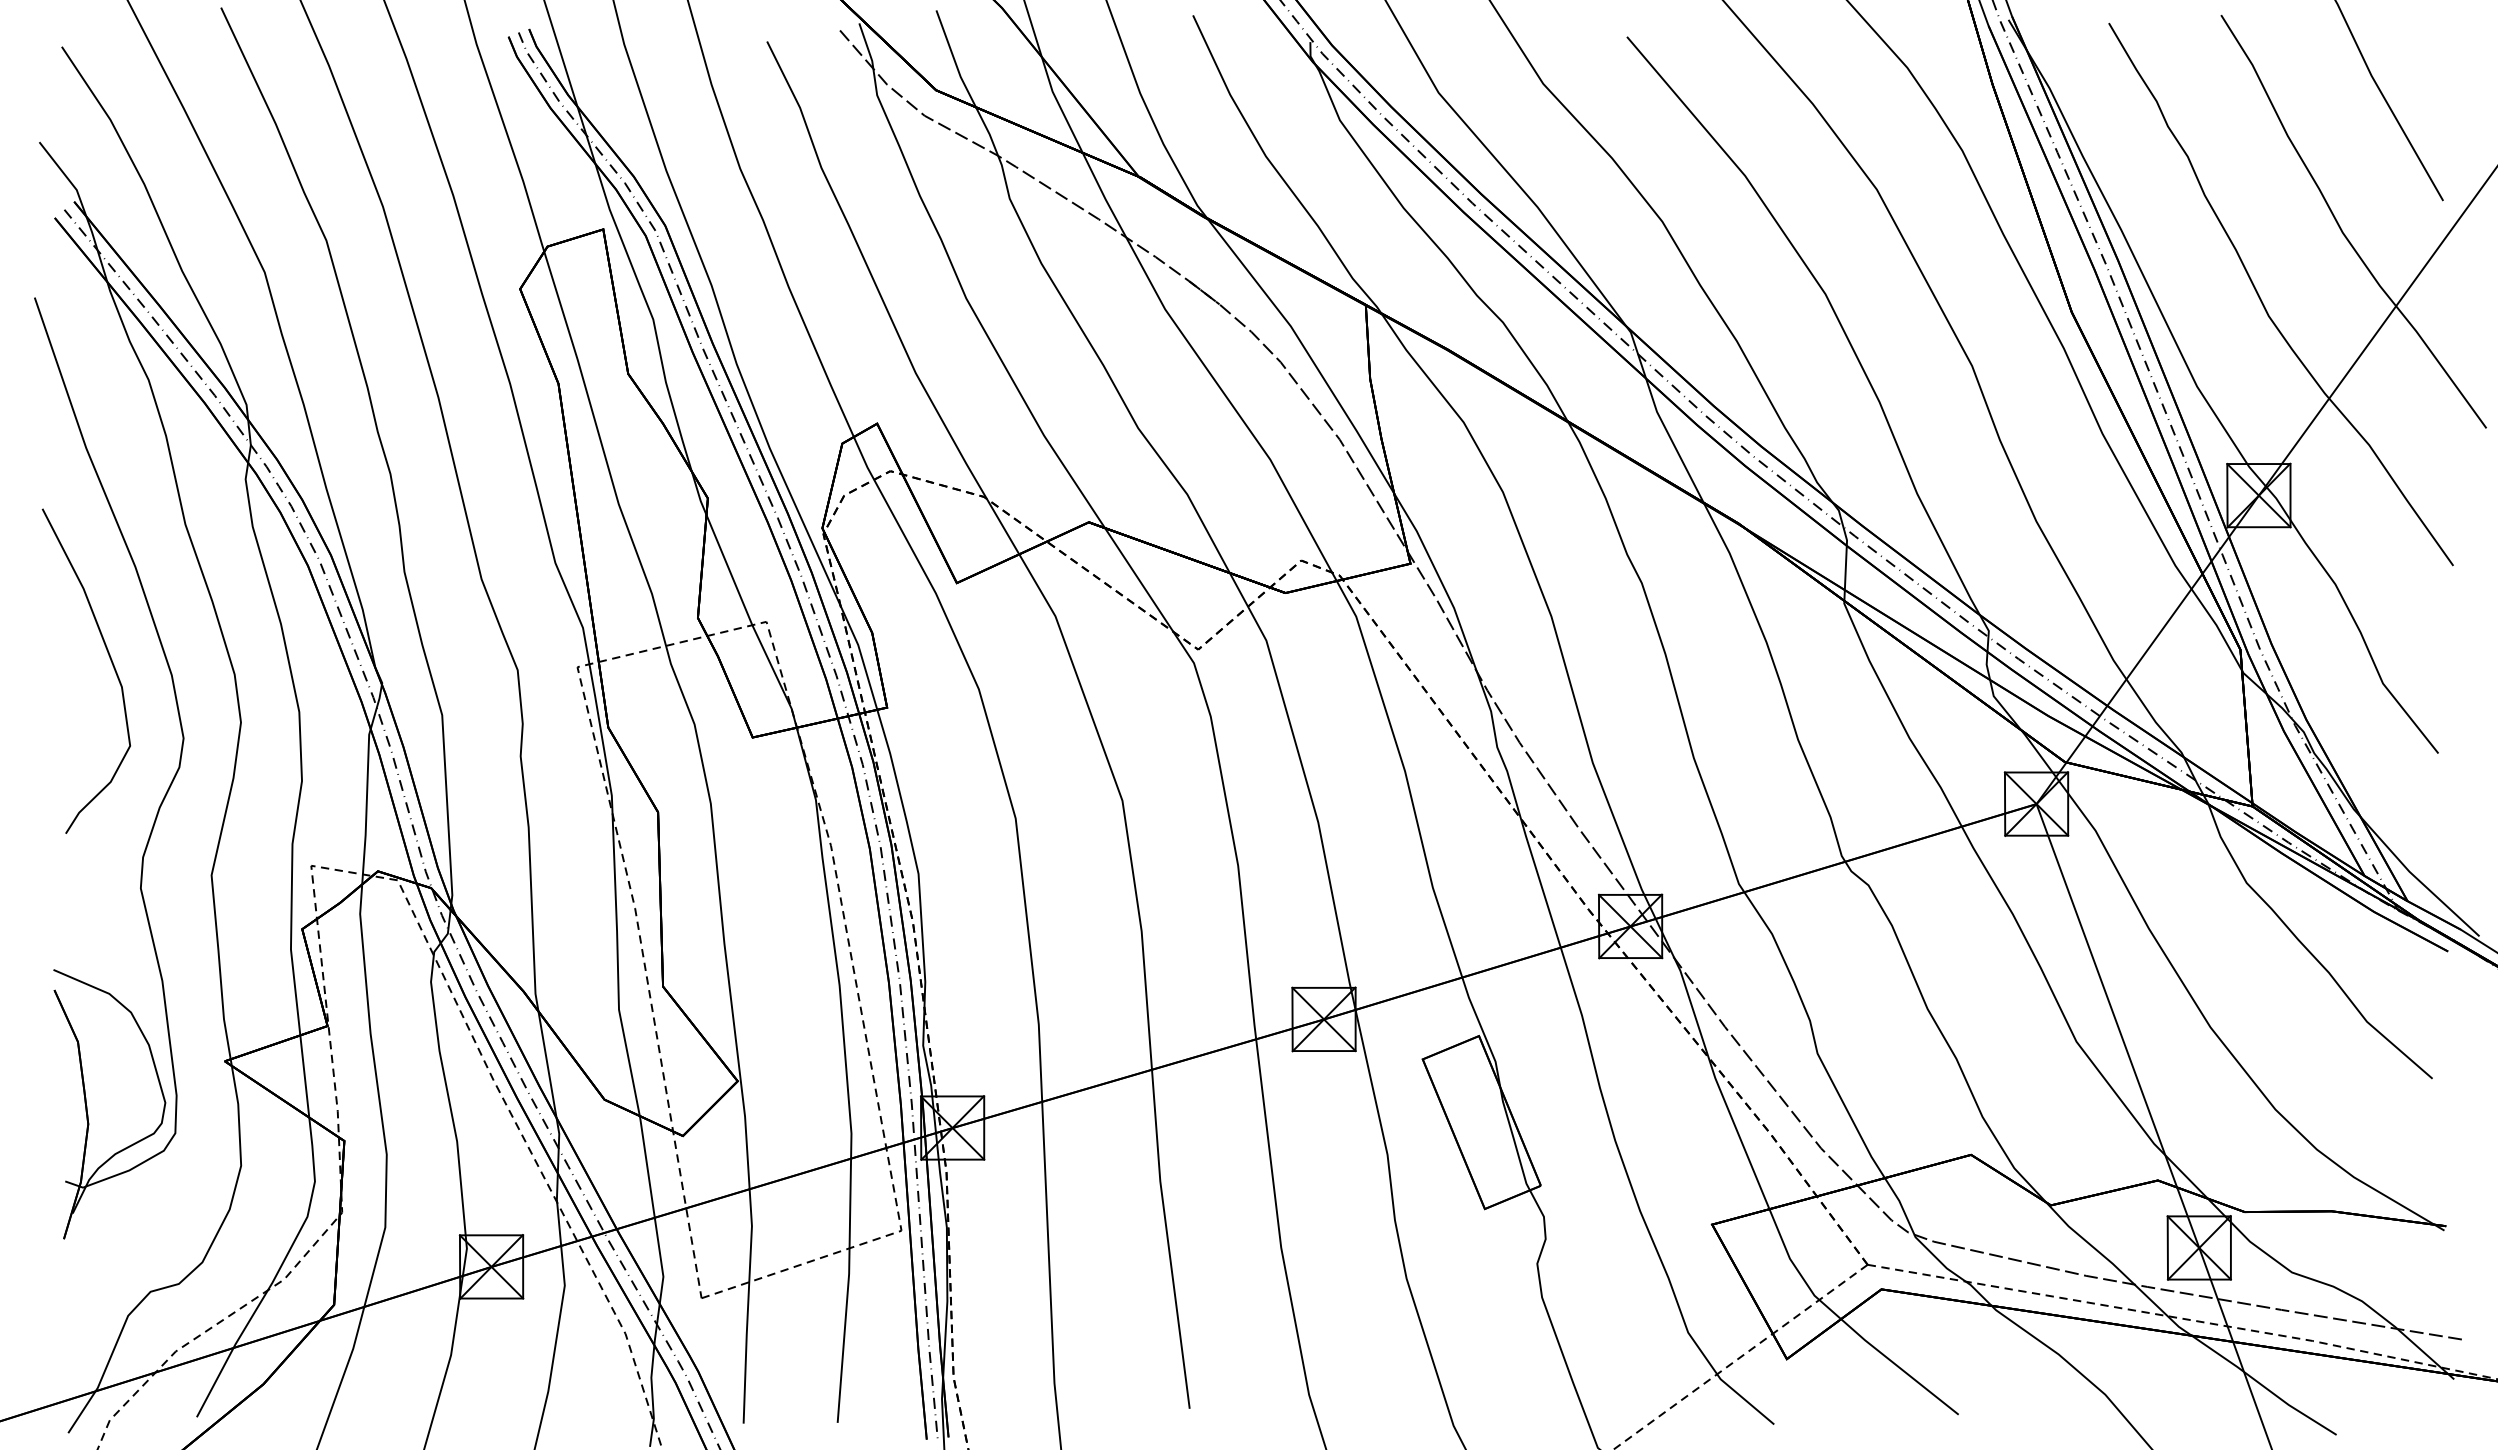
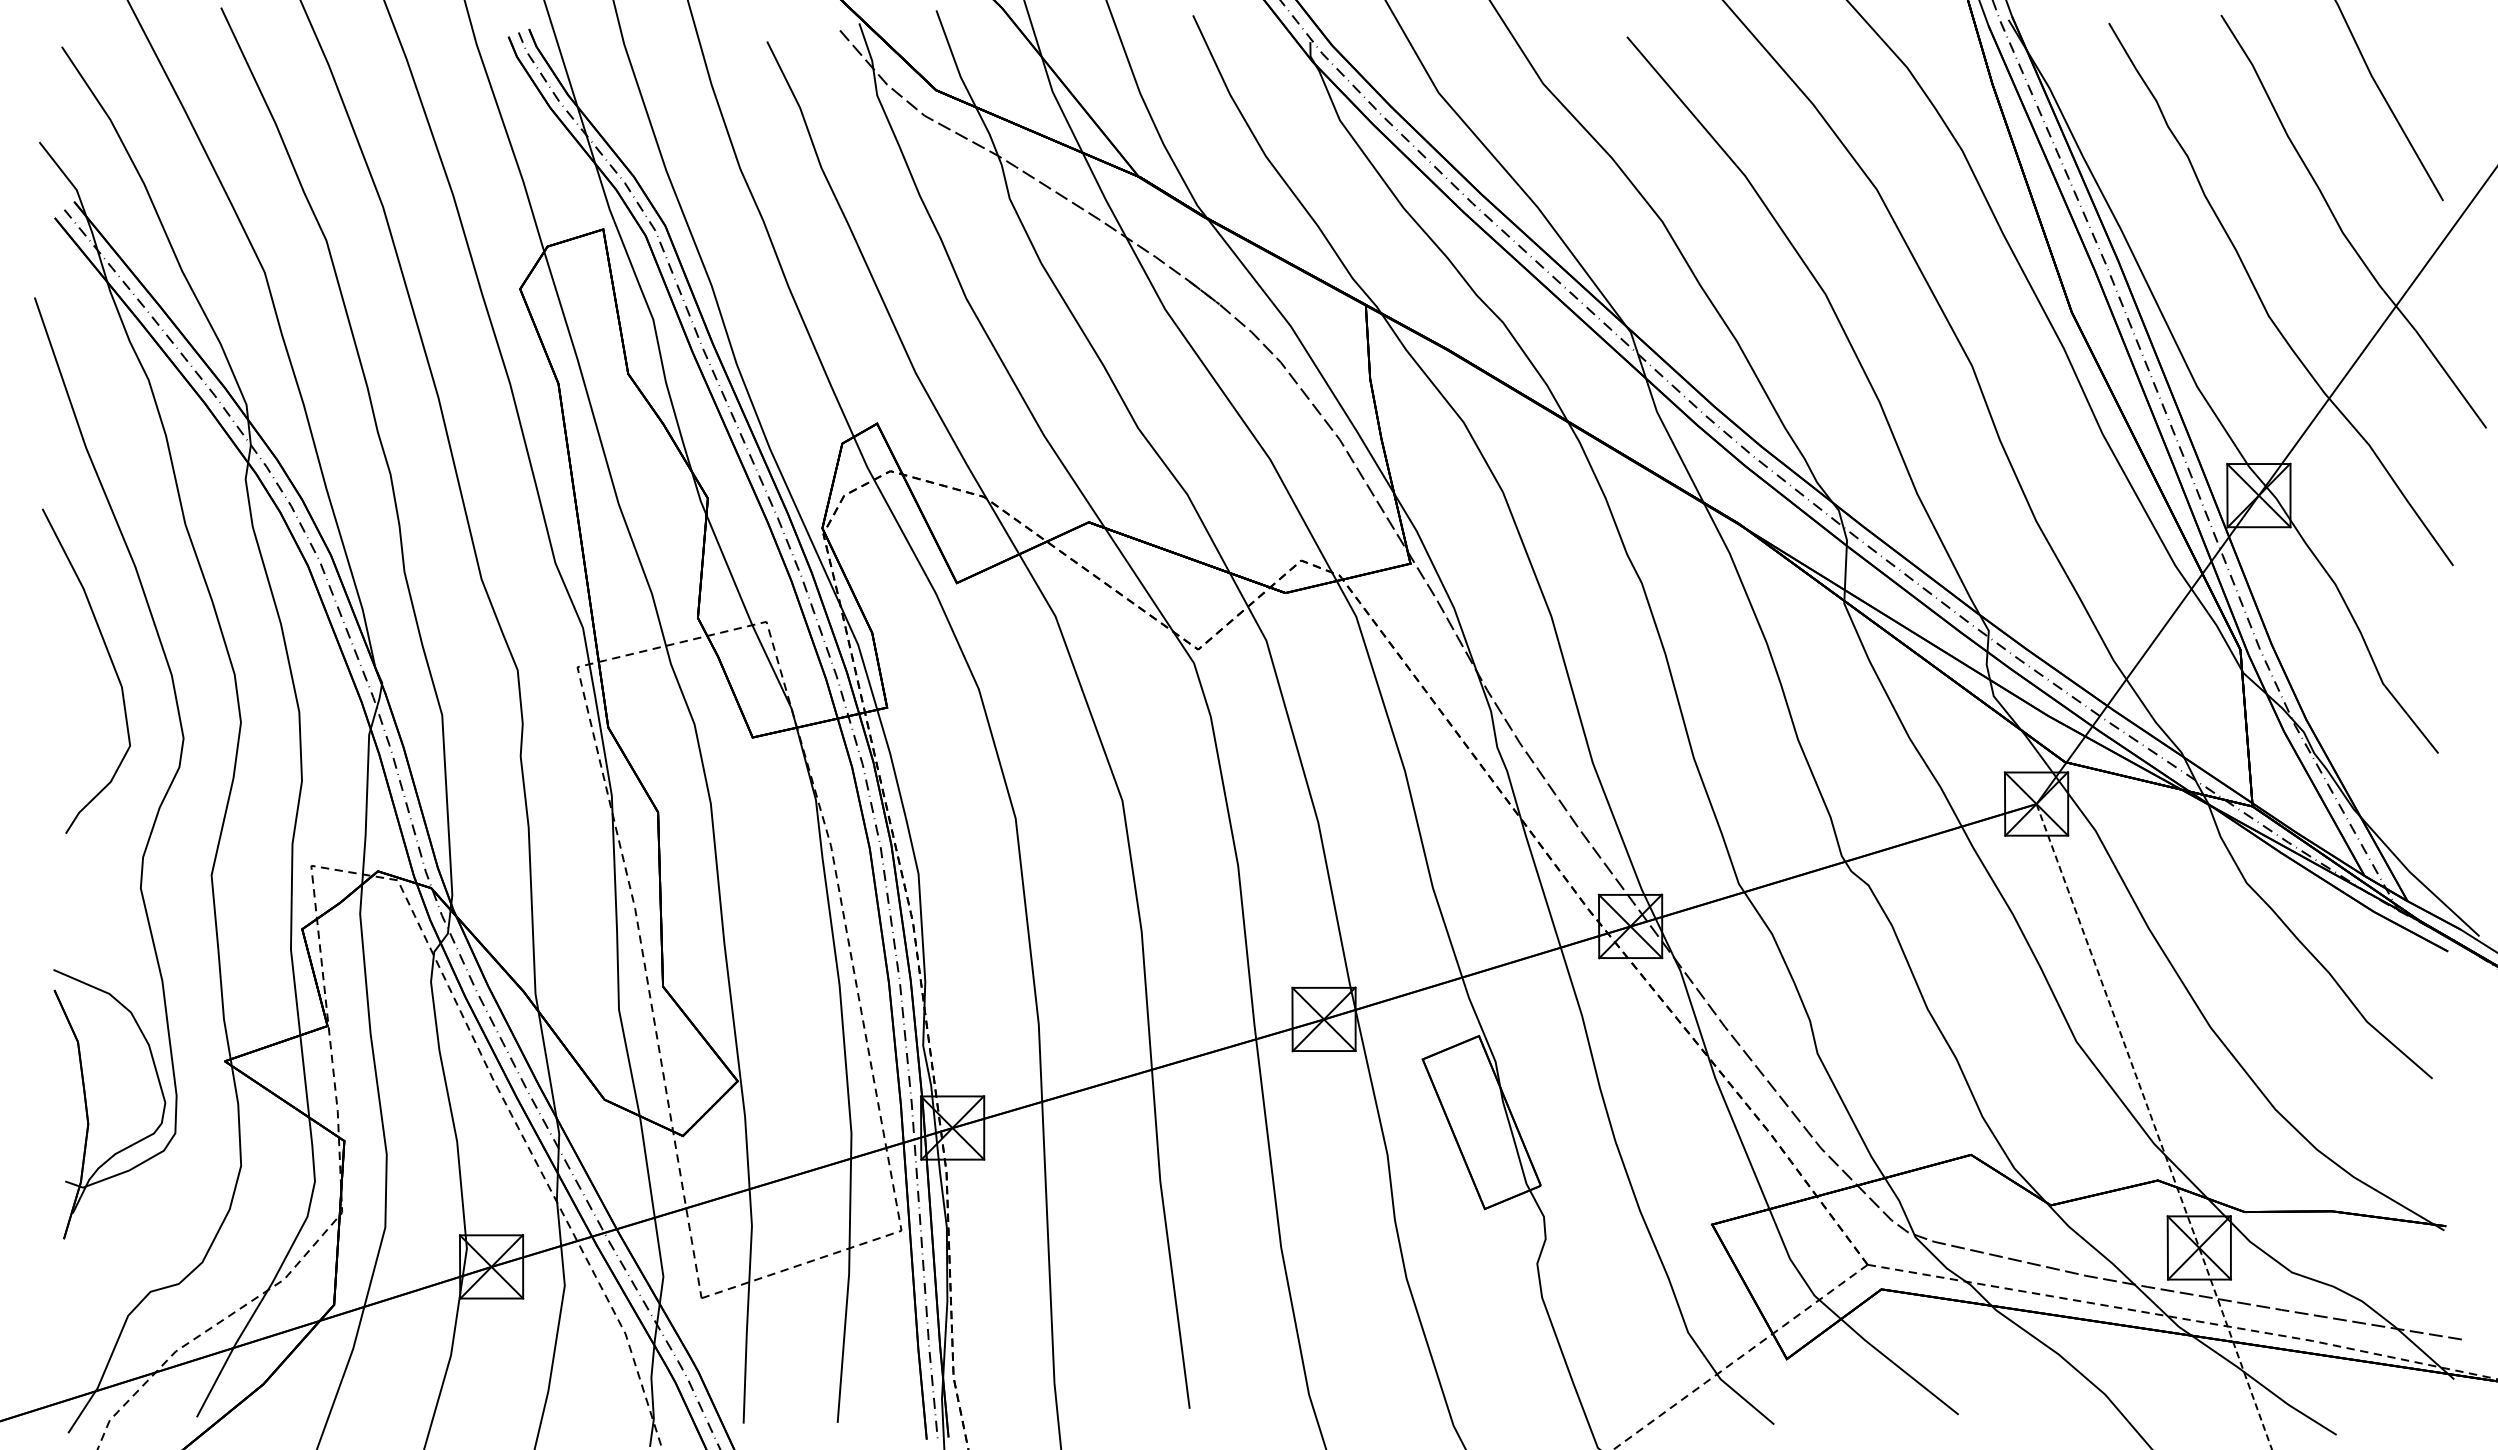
line: solid -> dashed (2154, 1126)
